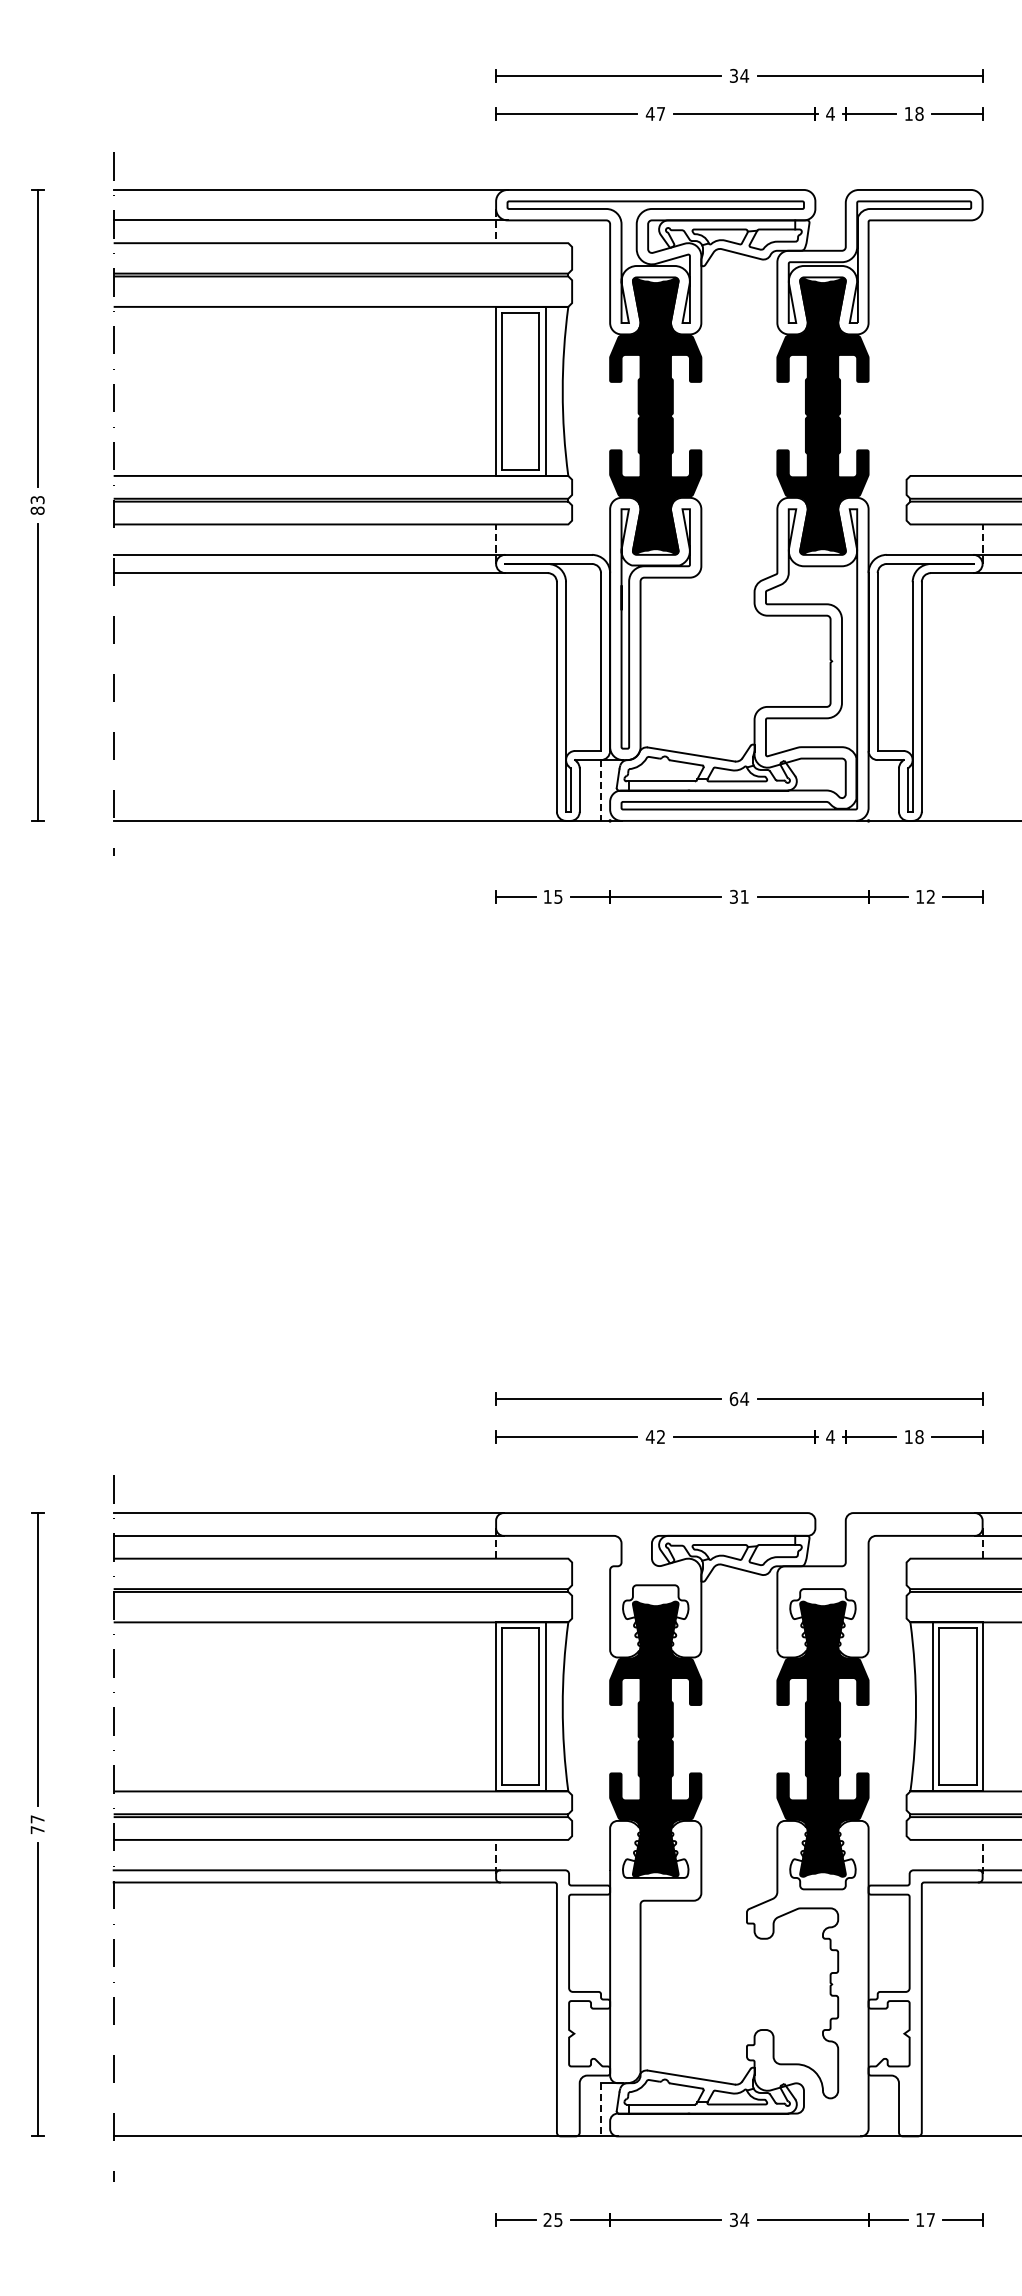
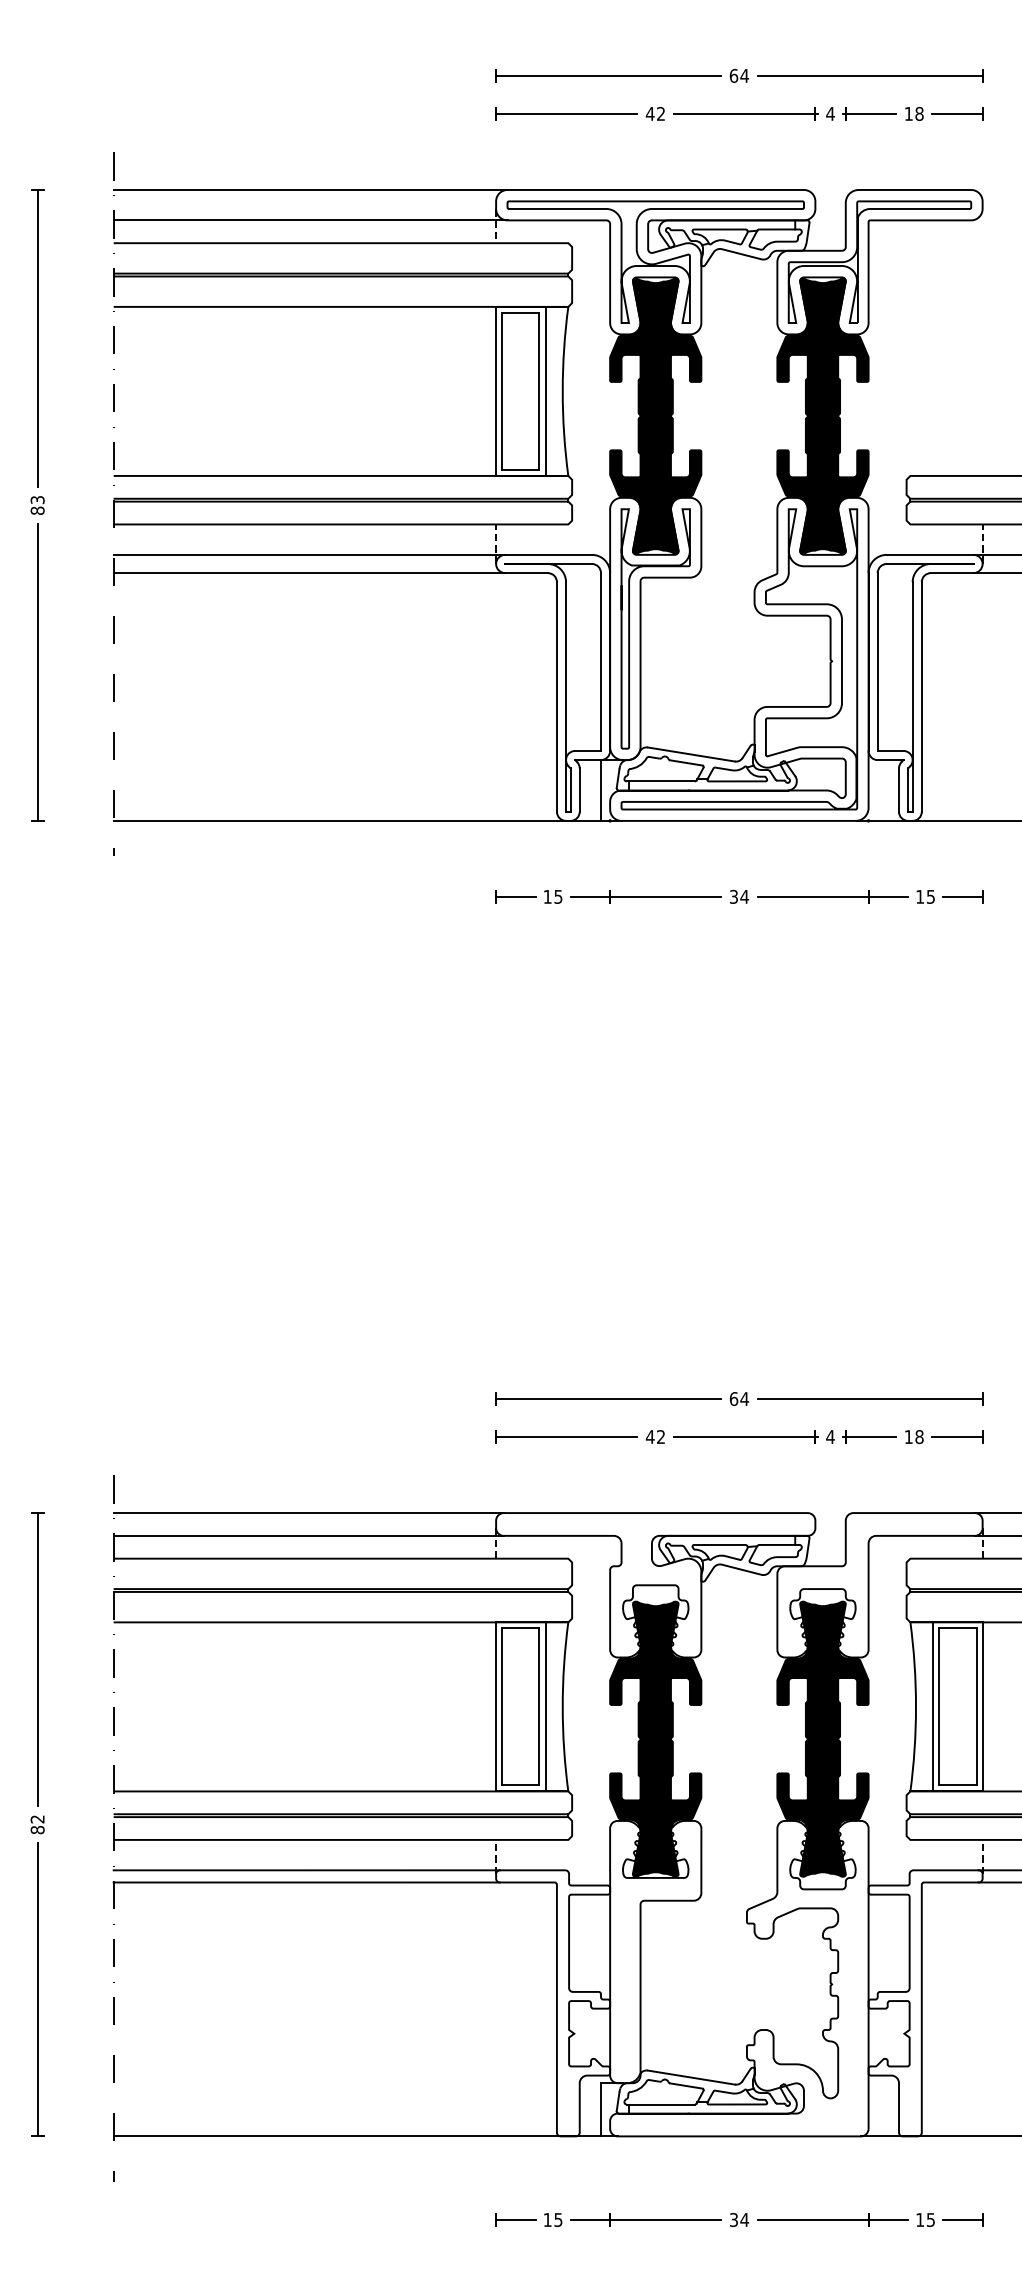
text: 34 -> 64 (733, 75)
text: 47 -> 42 (660, 113)
line: dashed -> solid (601, 791)
text: 31 -> 34 (744, 896)
text: 12 -> 15 (930, 896)
text: 77 -> 82 (37, 1824)
line: dashed -> solid (601, 2109)
text: 25 -> 15 (547, 2219)
text: 17 -> 15 (930, 2219)
